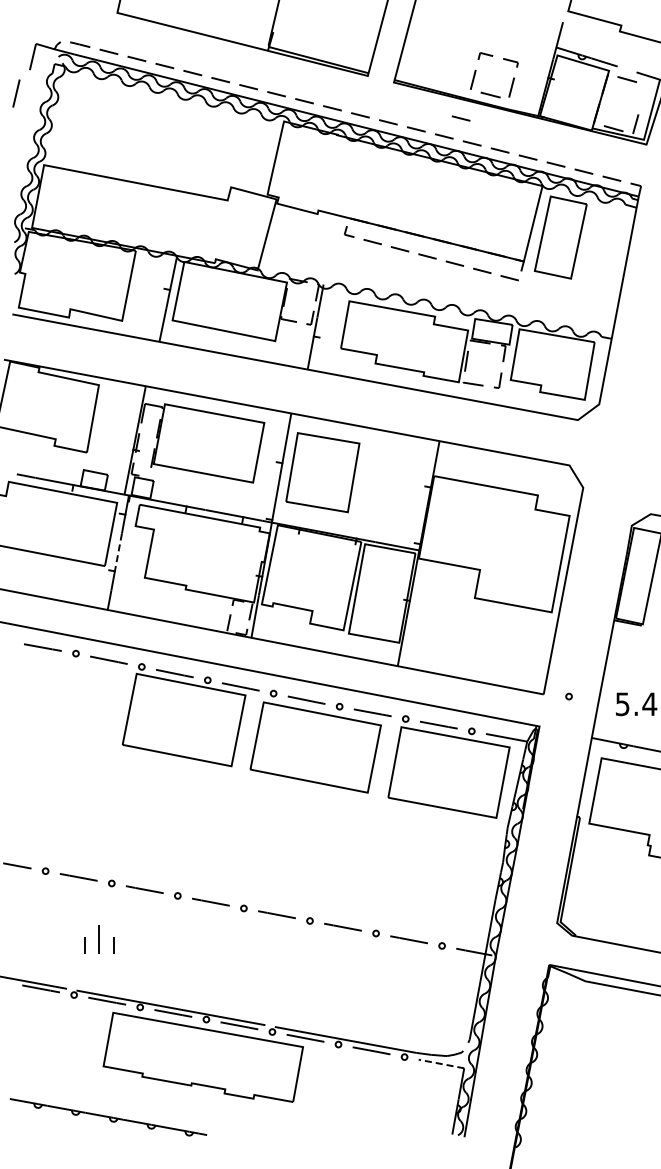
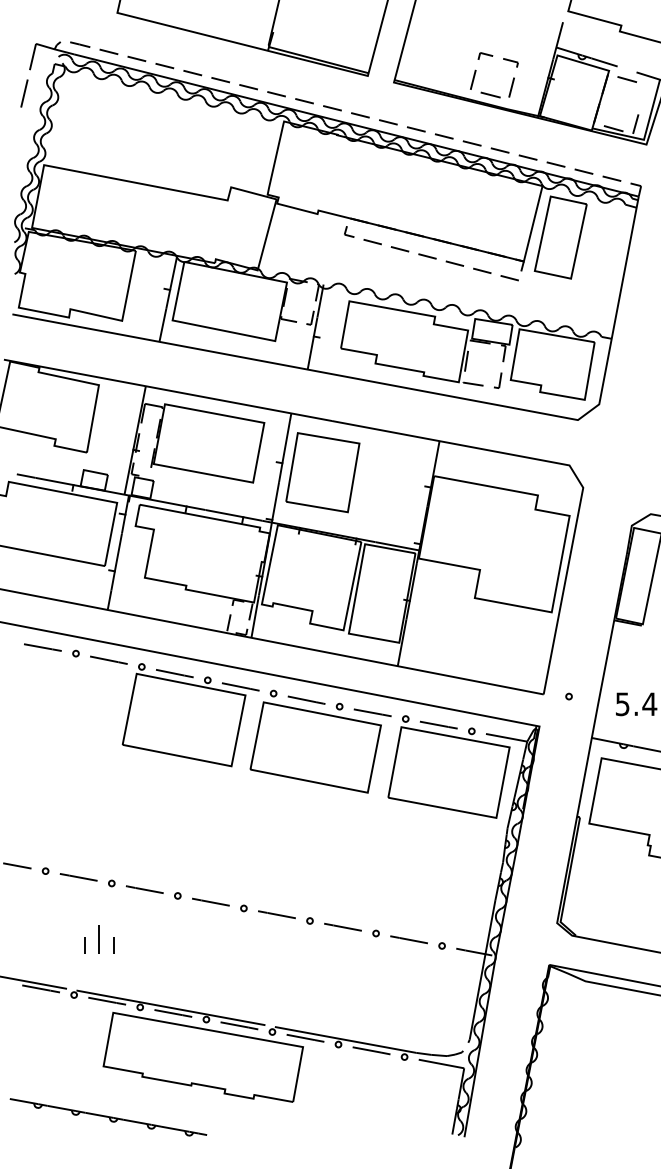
line position: (16, 93) -> (24, 93) (24, 93)
line: present -> none (460, 118)
line: dashed -> solid (118, 552)
line: dashed -> solid (441, 1063)
